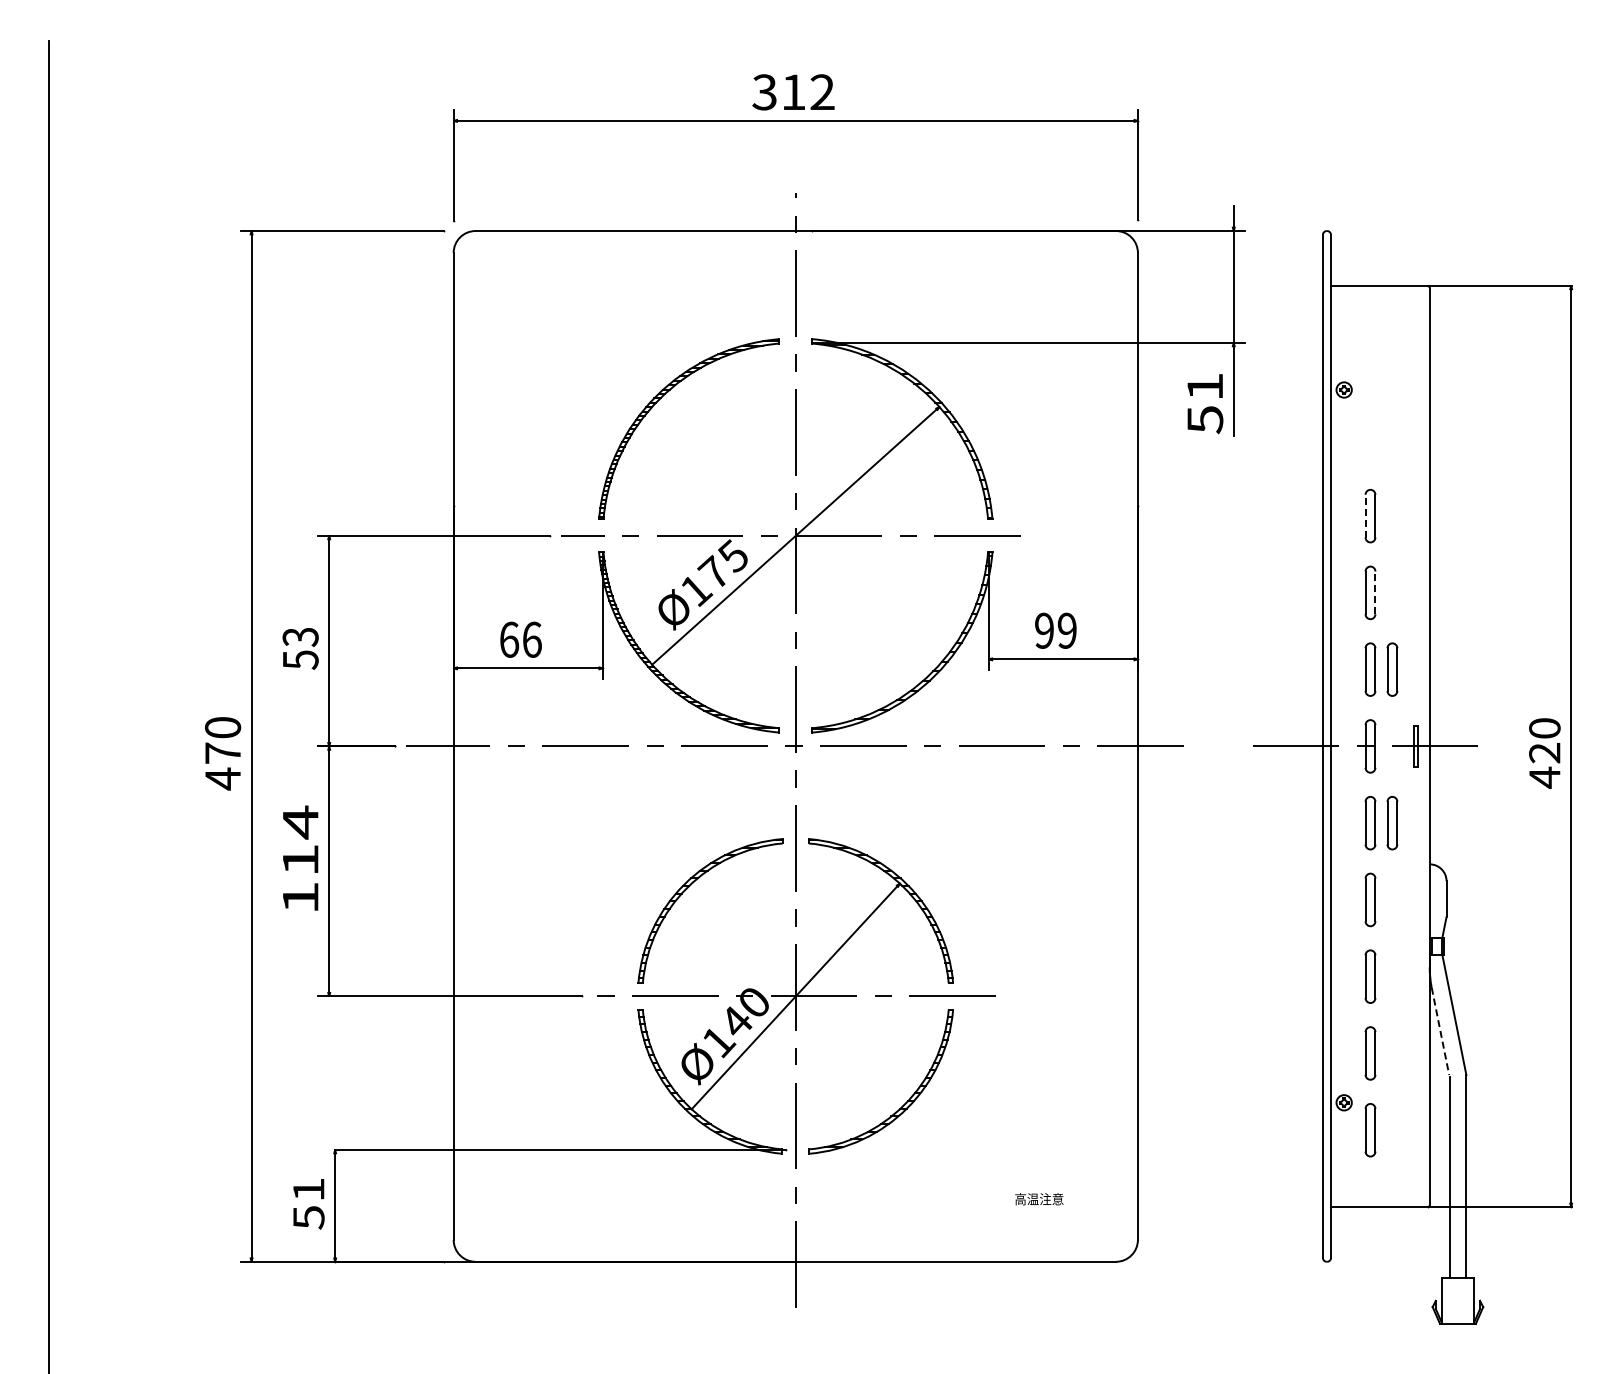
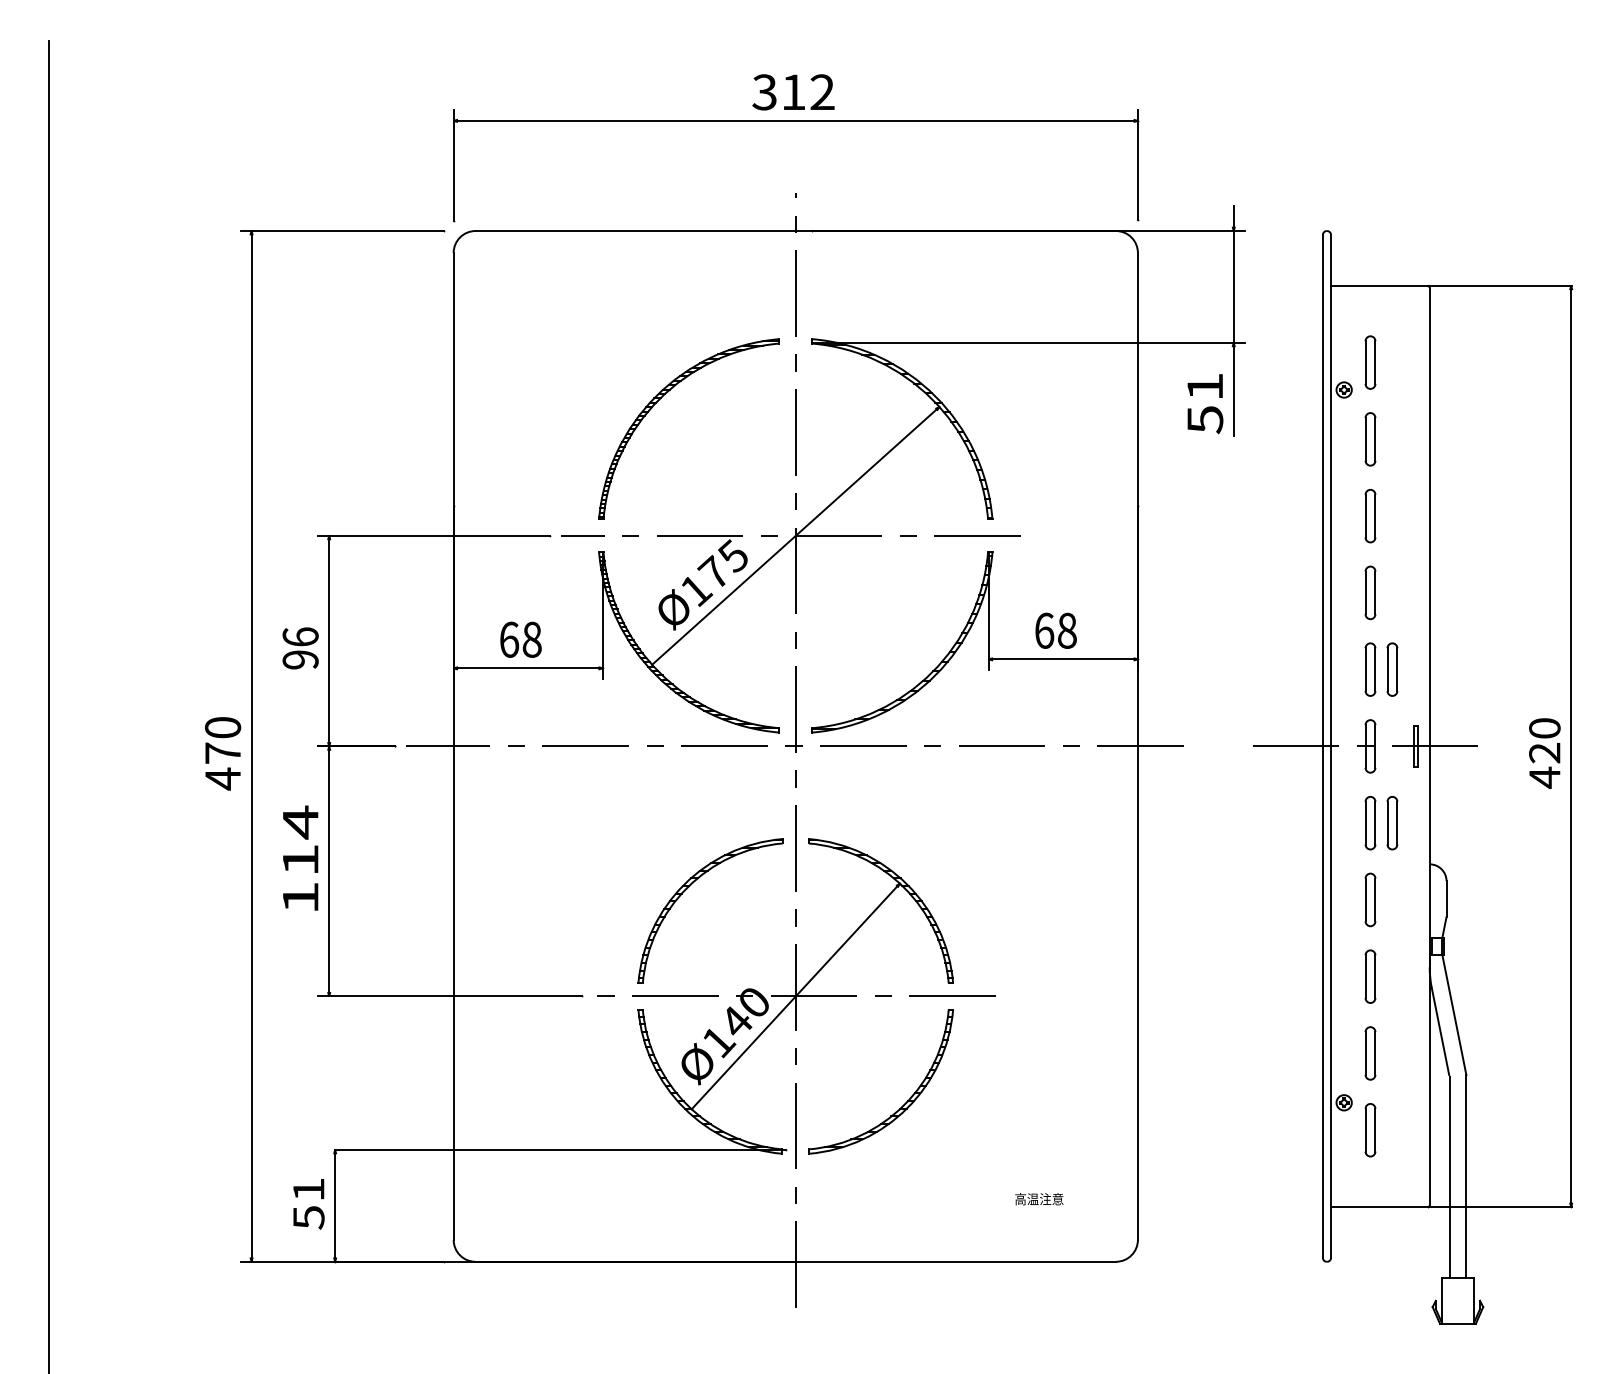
part: none -> present (1370, 362)
part: none -> present (1370, 439)
line: dashed -> solid (1365, 515)
line: dashed -> solid (1375, 592)
text: 99 -> 68 (1055, 630)
text: 66 -> 68 (531, 639)
text: 53 -> 96 (300, 648)
line: dashed -> solid (1440, 1031)
